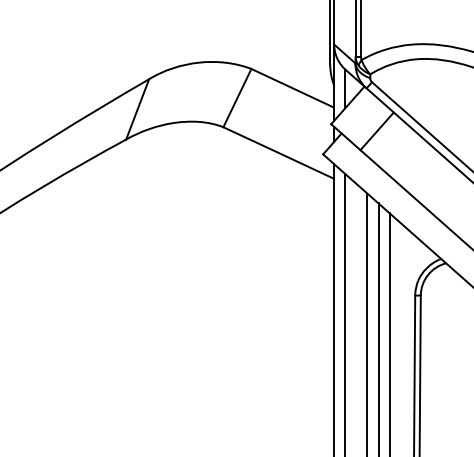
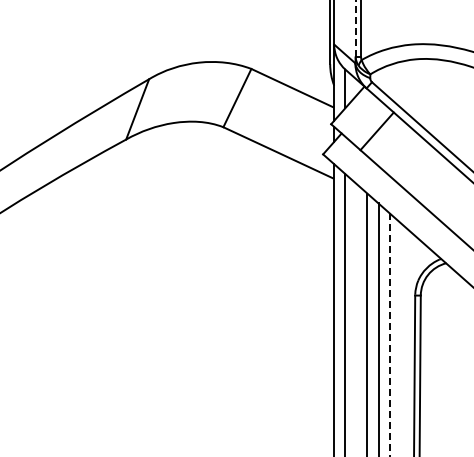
line: solid -> dashed (355, 28)
line: solid -> dashed (389, 335)
